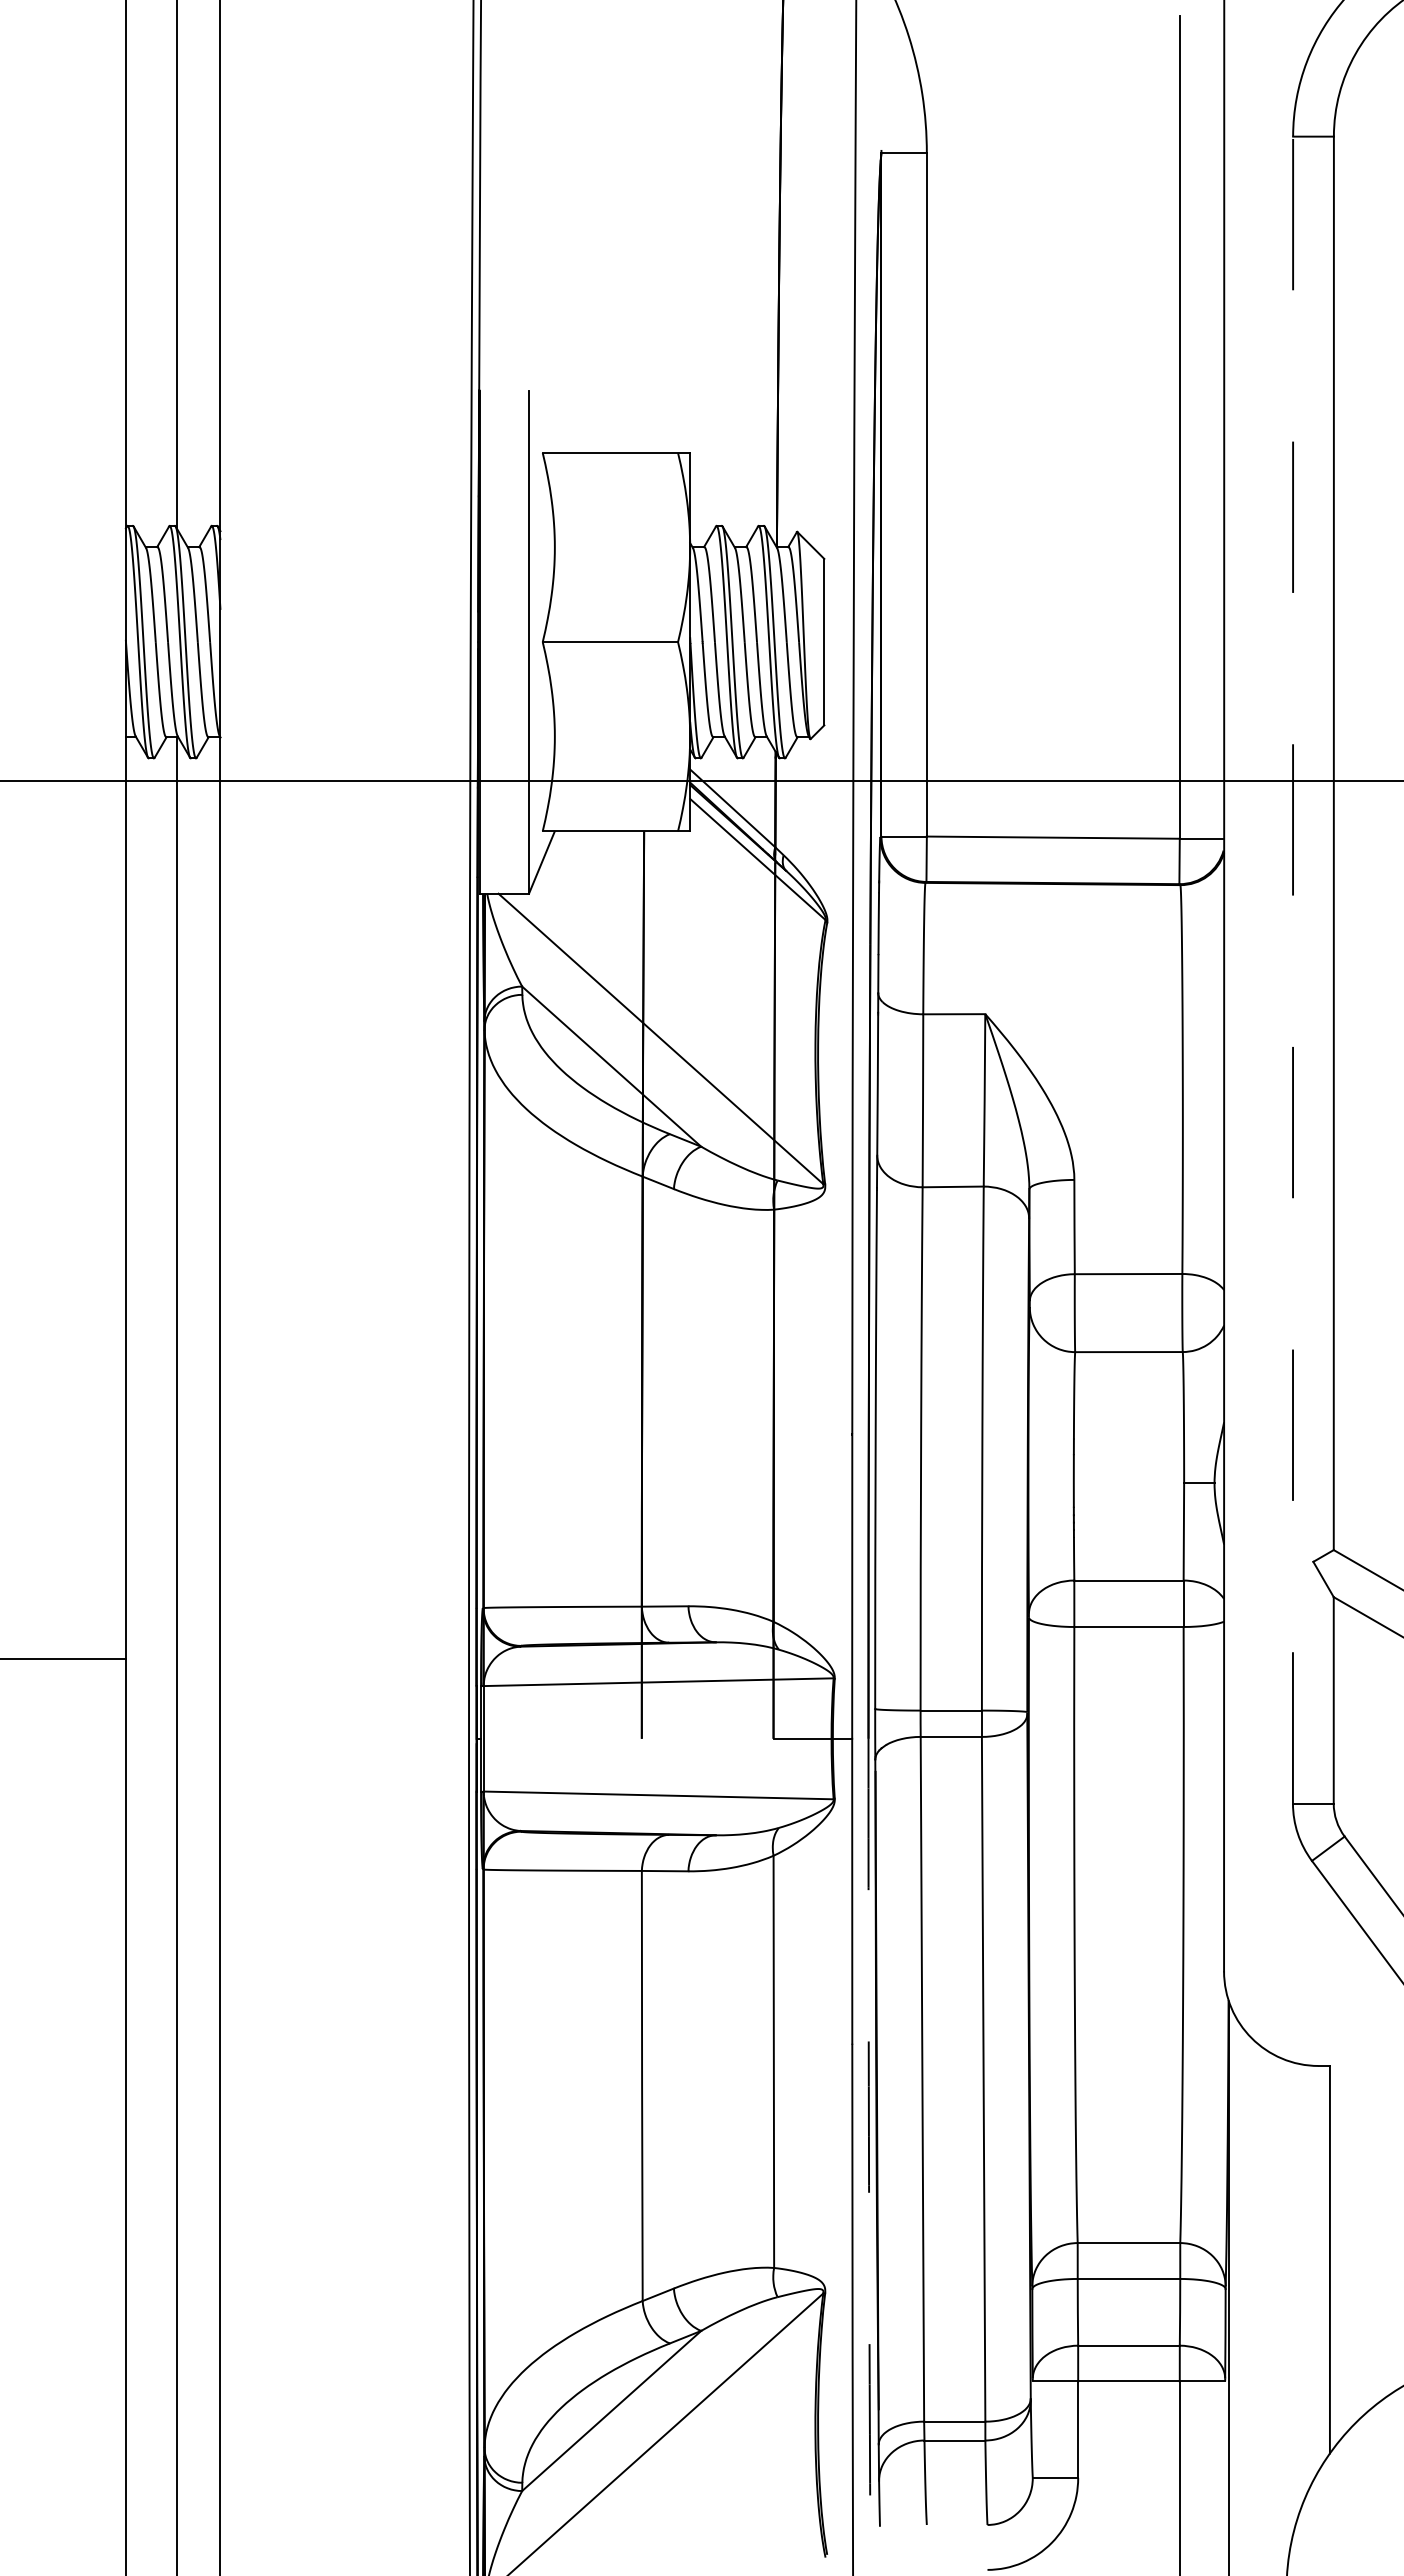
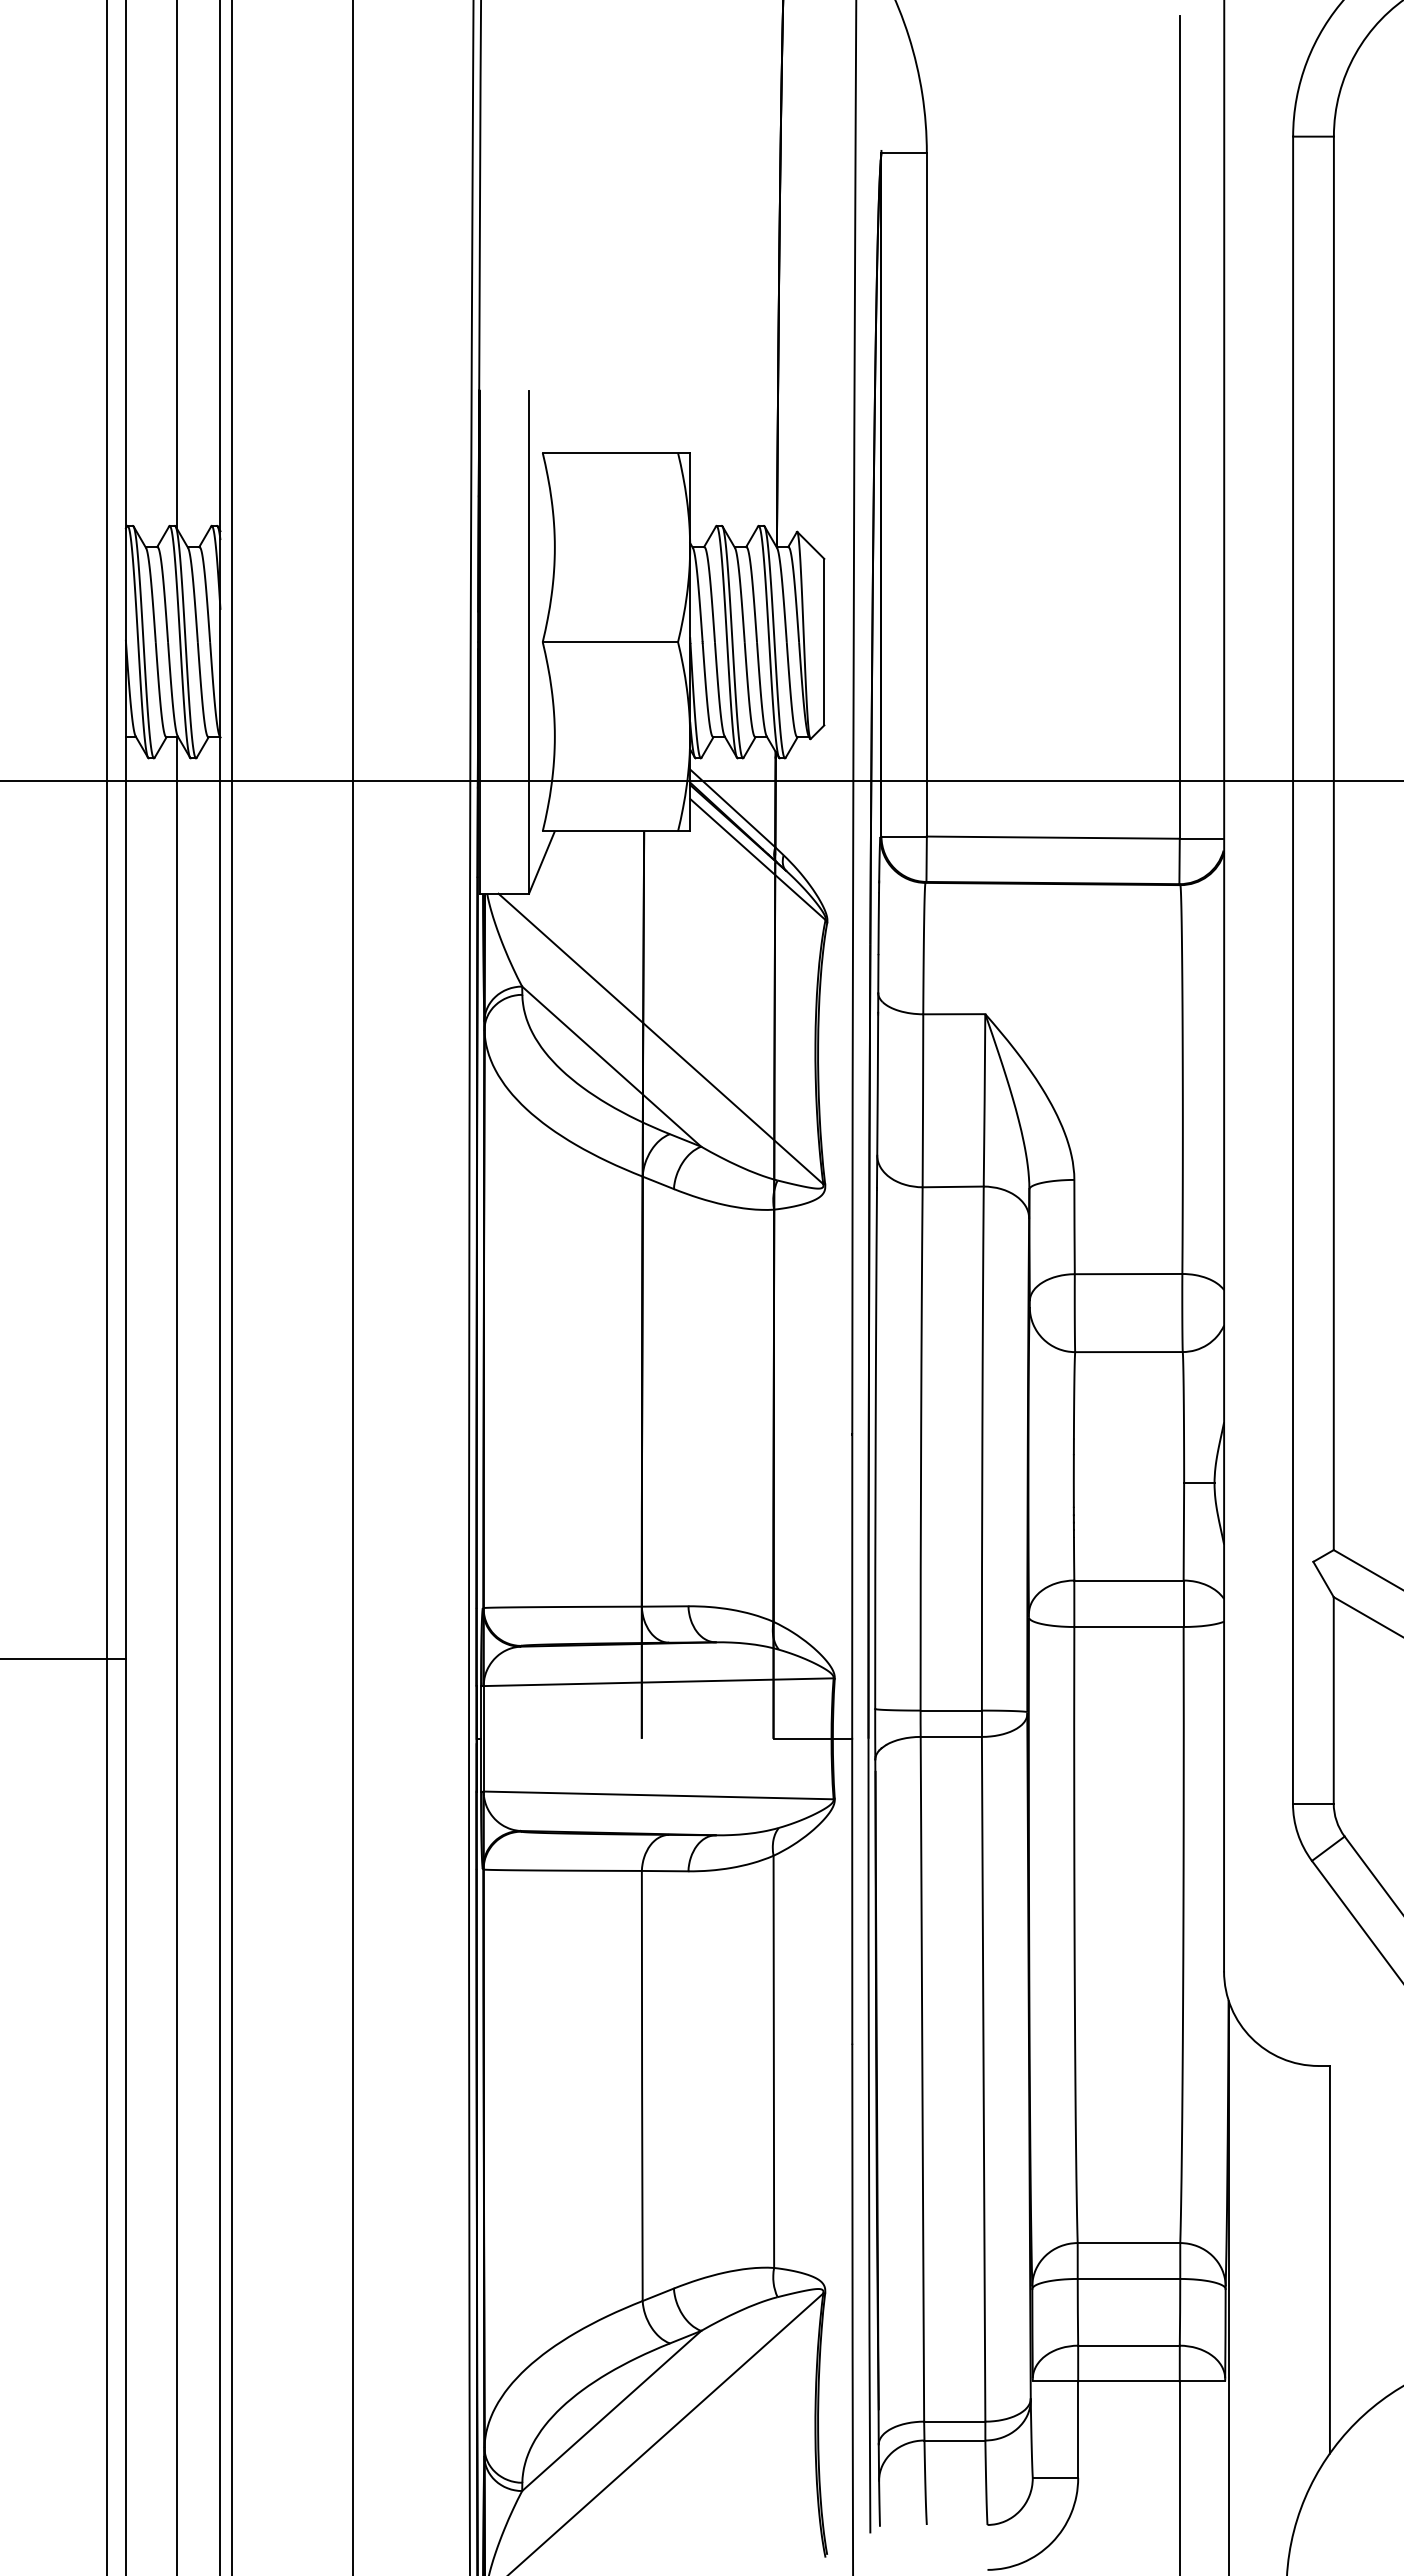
line: dashed -> solid (1293, 969)
line: none -> present (107, 1287)
line: none -> present (231, 1287)
line: none -> present (352, 1287)
arc: dashed -> solid (868, 2136)
